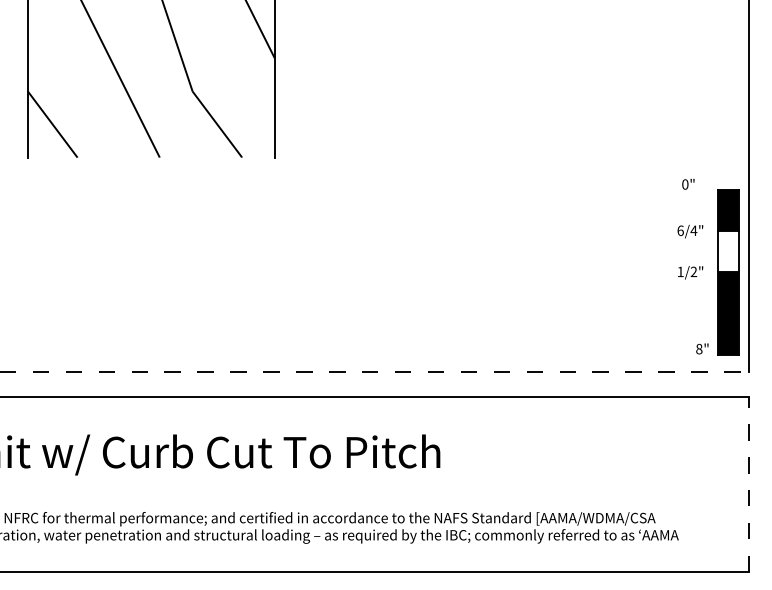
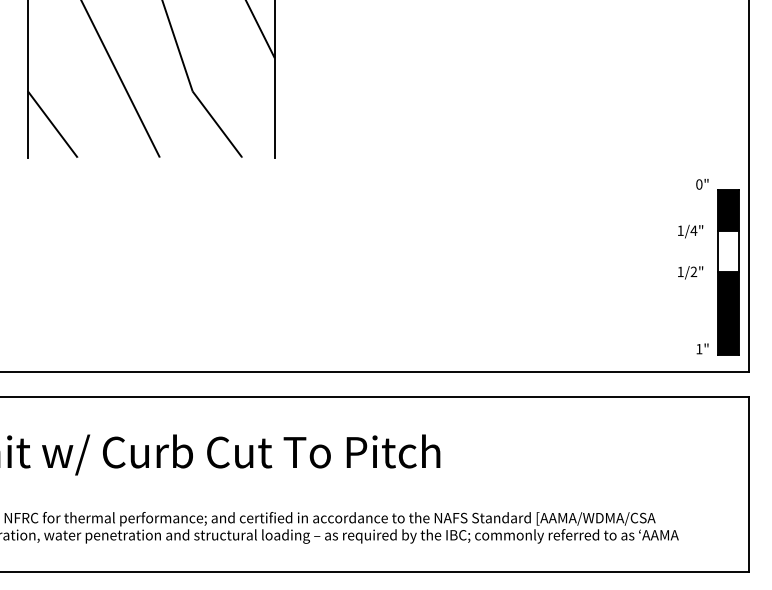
text position: (688, 184) -> (702, 184) (702, 184)
text: 6/4" -> 1/4" (680, 230)
text: 8" -> 1" (699, 348)
line: dashed -> solid (374, 372)
line: dashed -> solid (748, 484)
